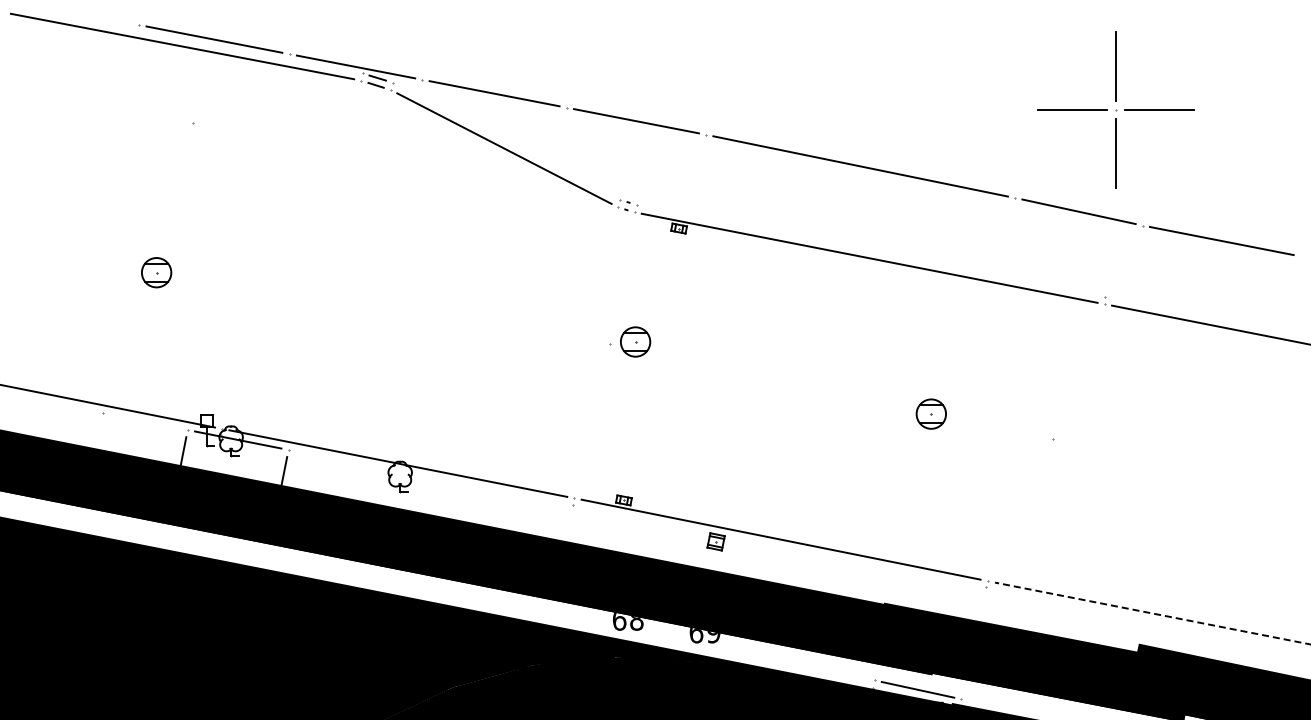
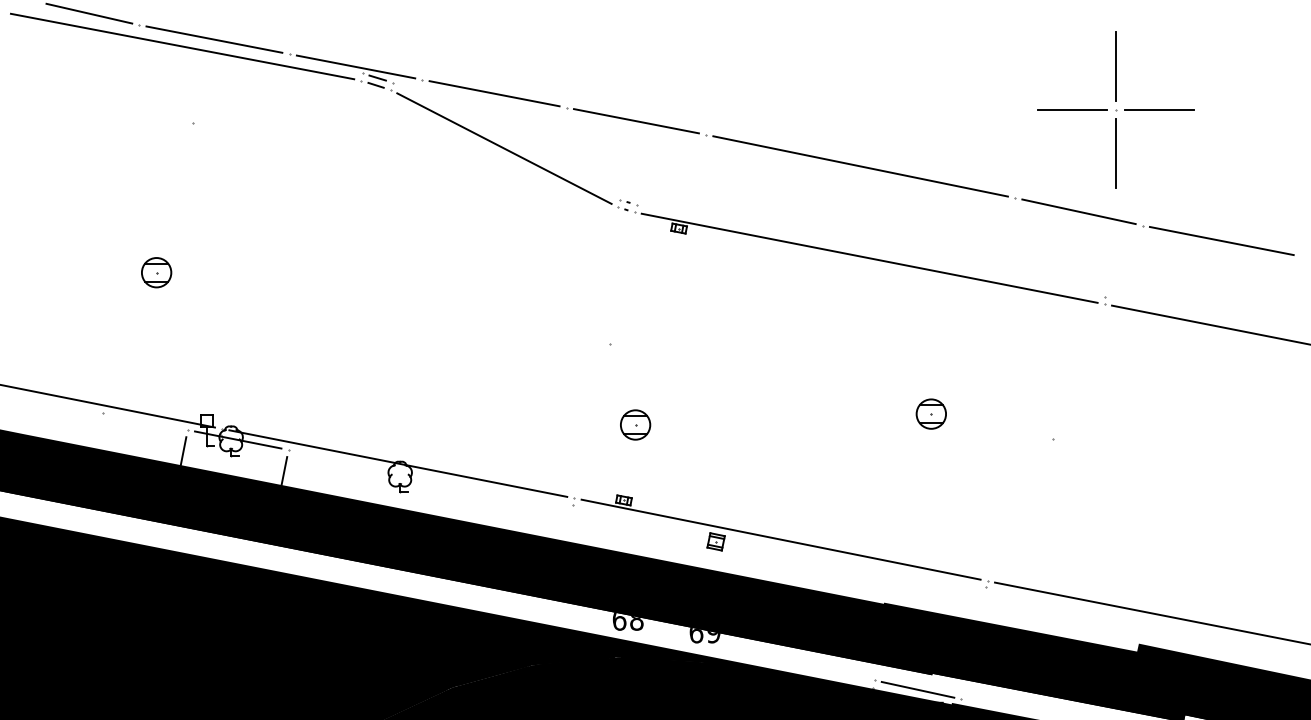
line: none -> present (89, 13)
part position: (635, 341) -> (635, 424) (635, 424)
line: dashed -> solid (1152, 613)
